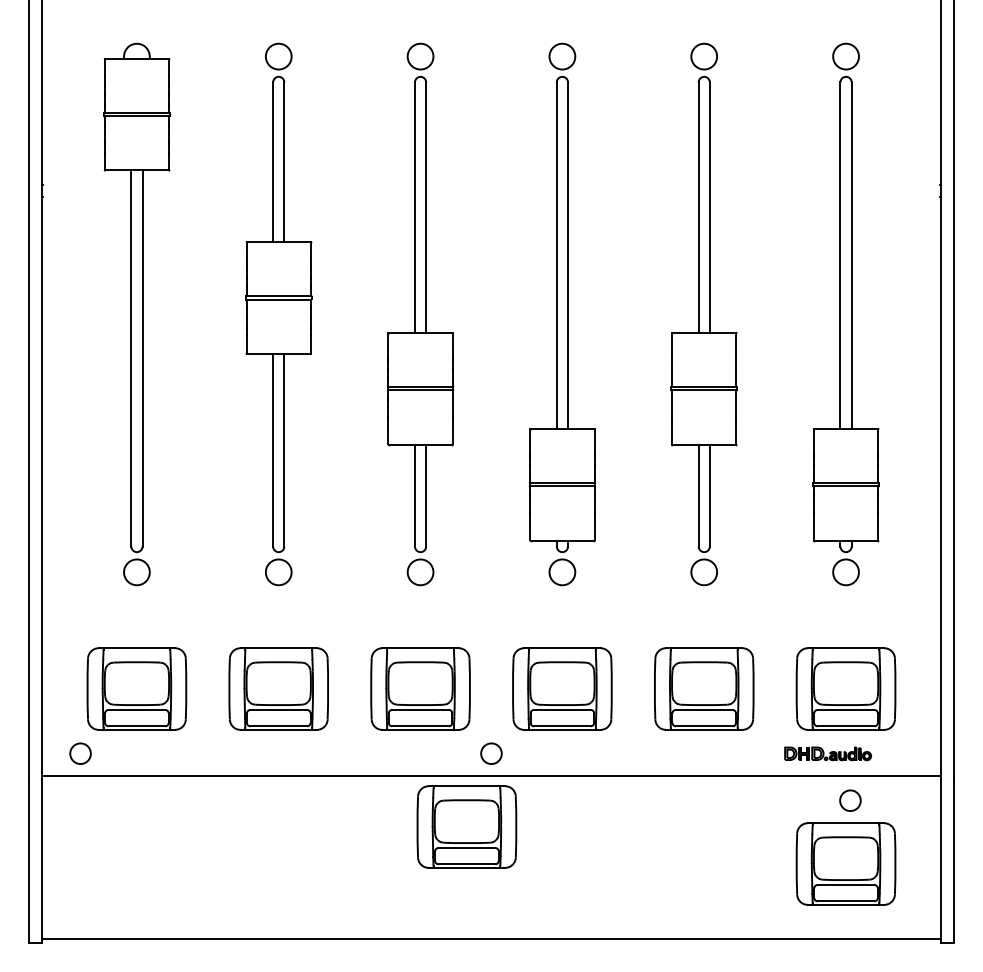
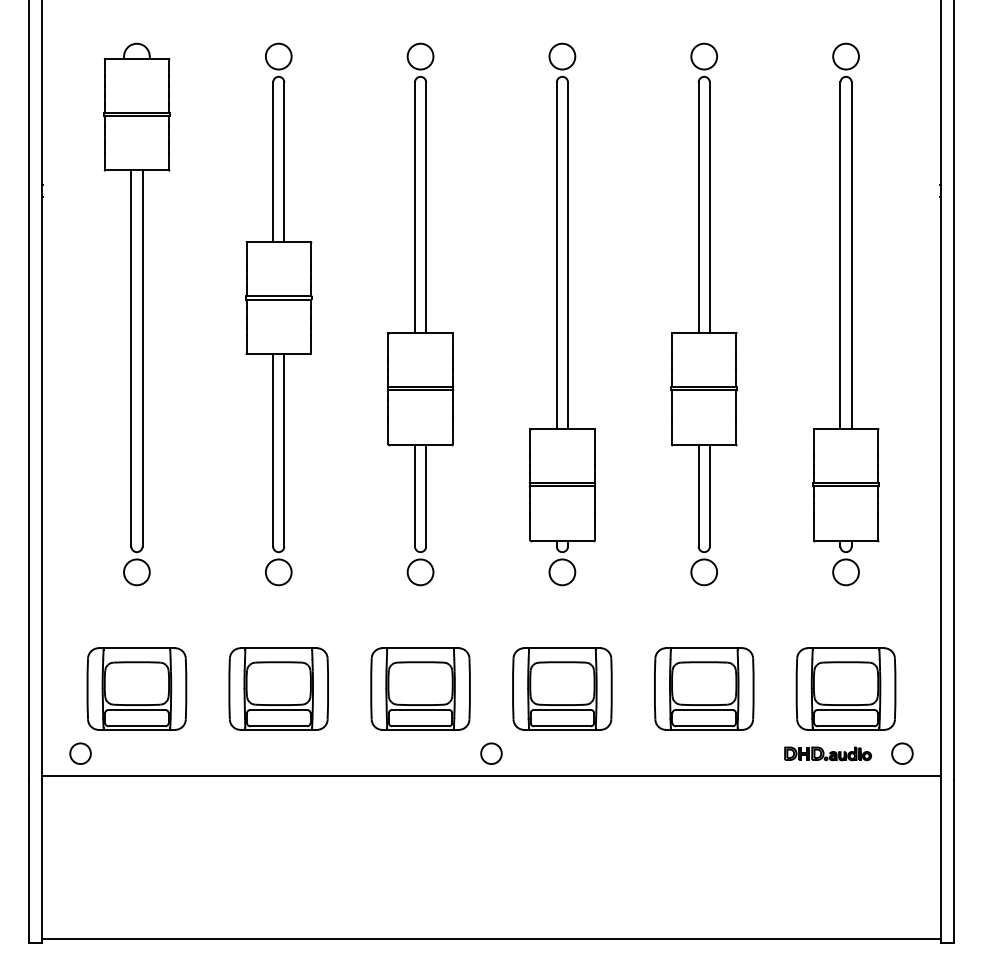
circle position: (850, 800) -> (902, 753) (902, 753)
part: present -> none (466, 826)
part: present -> none (845, 863)
